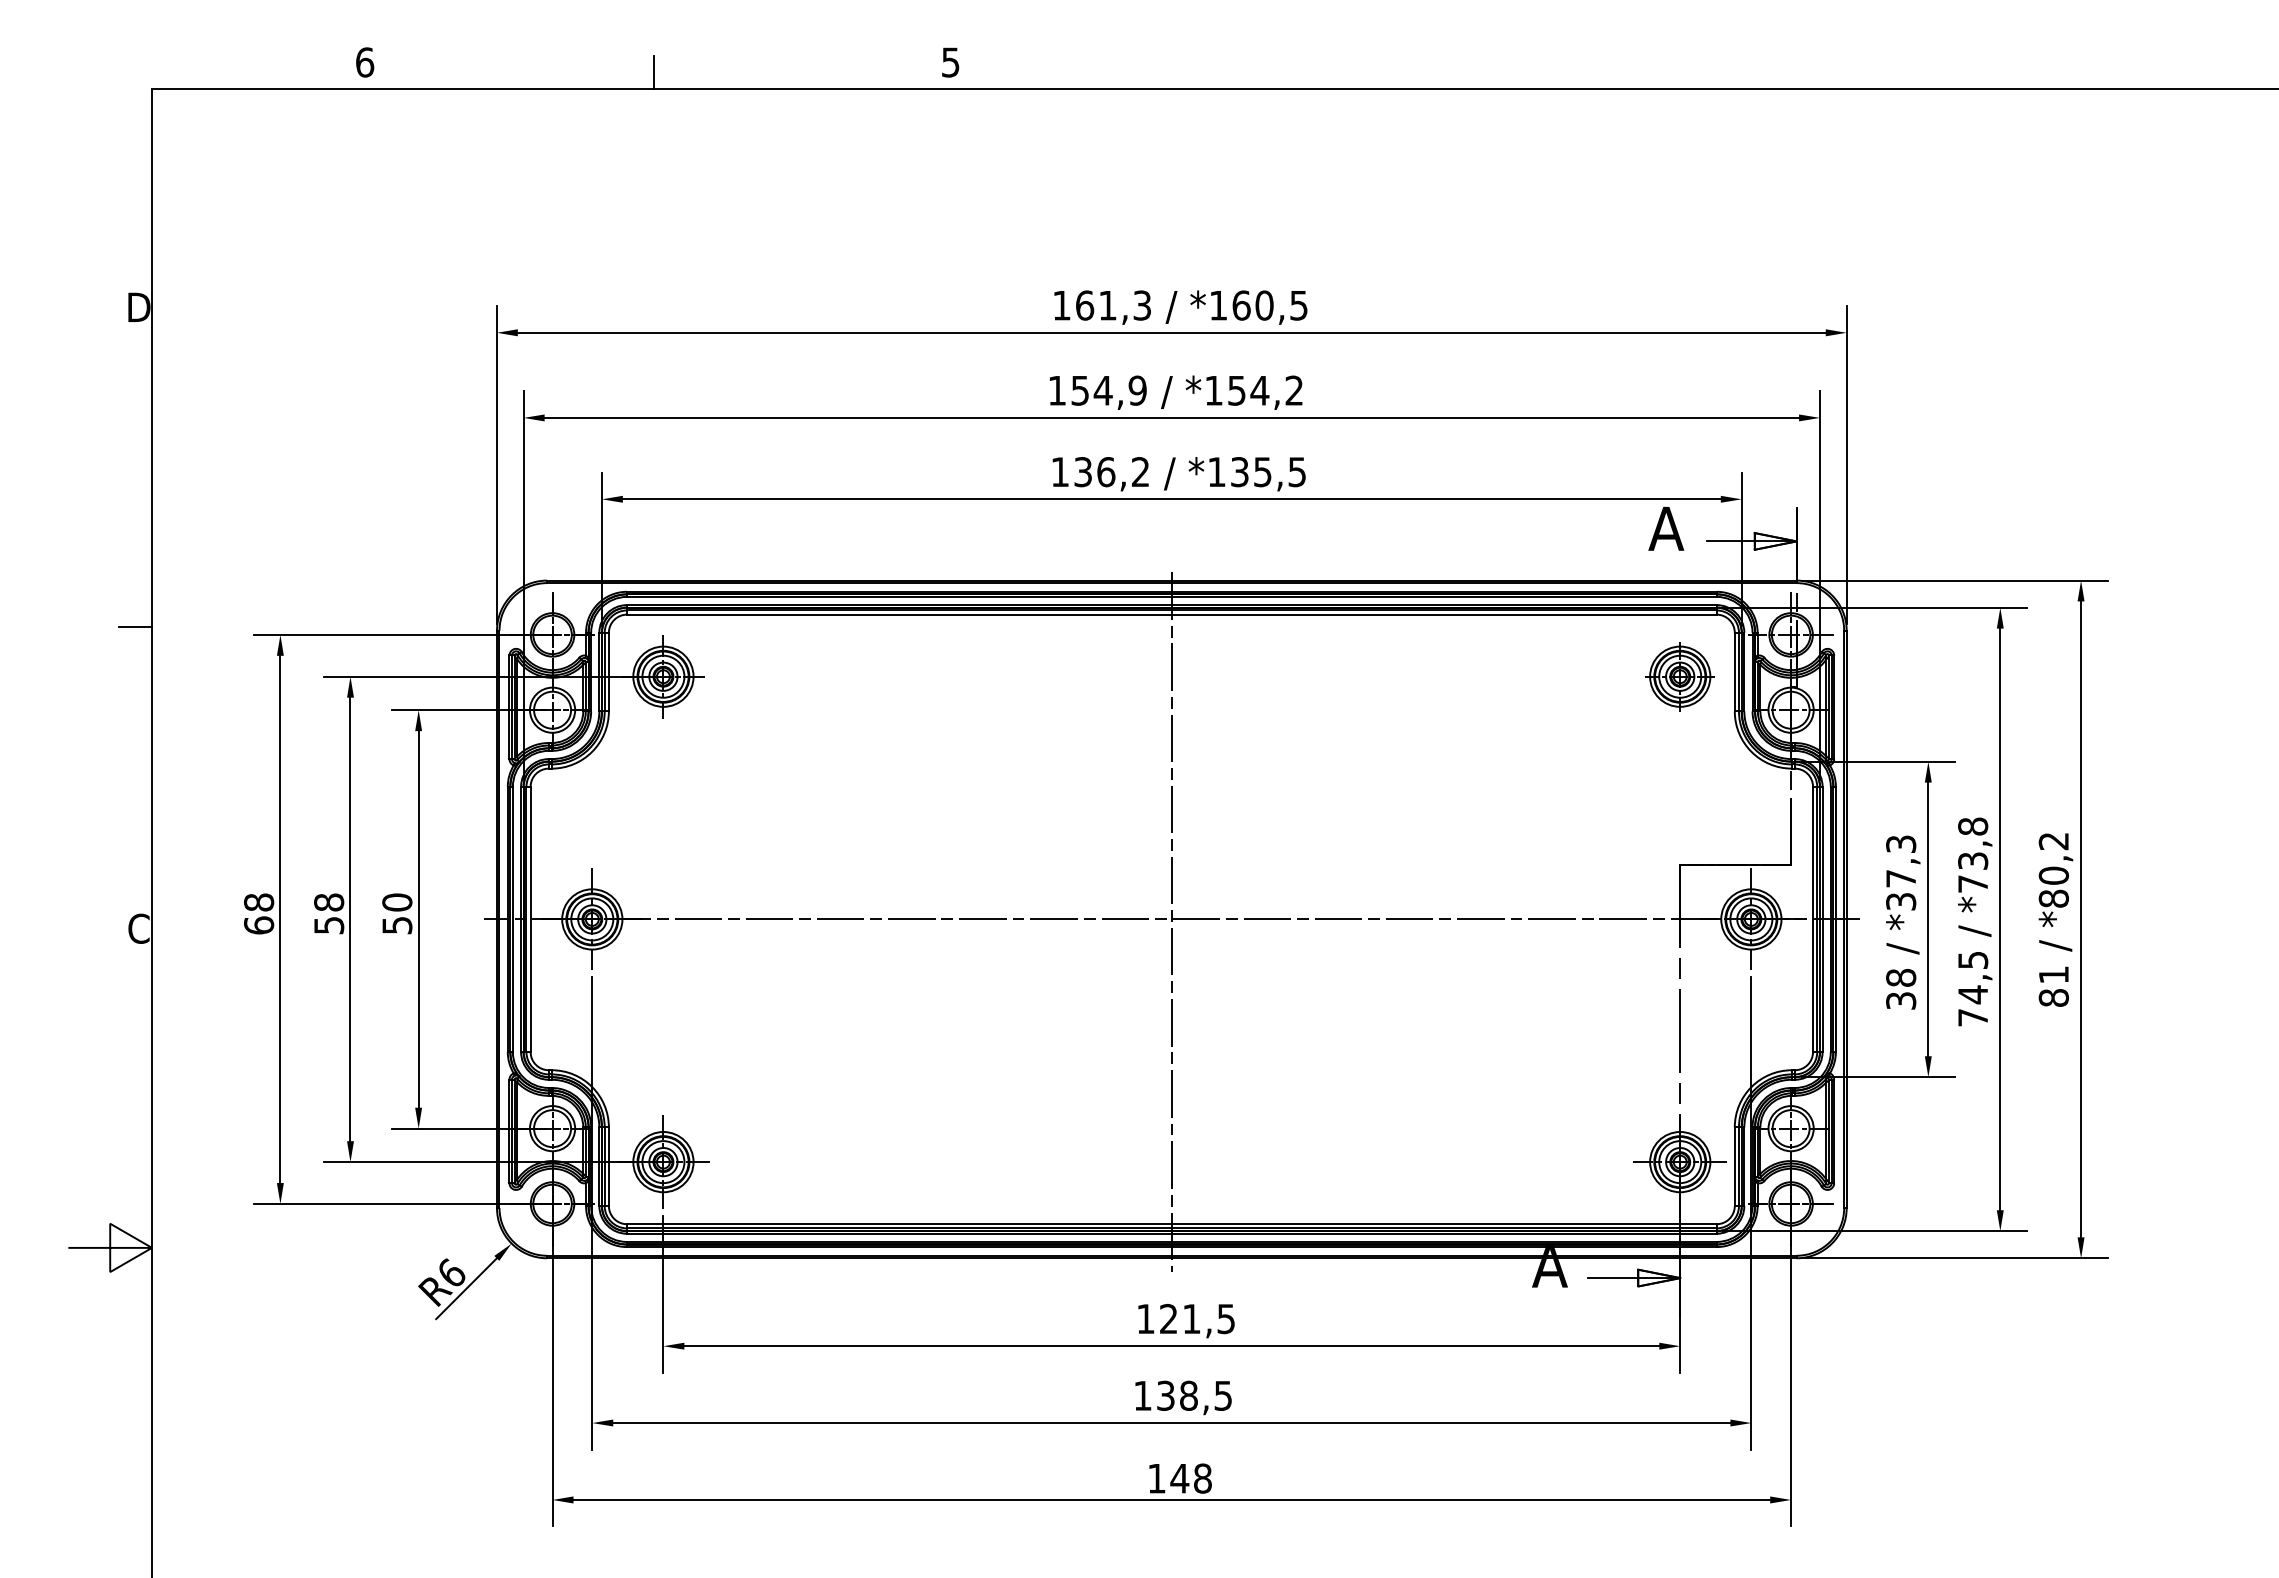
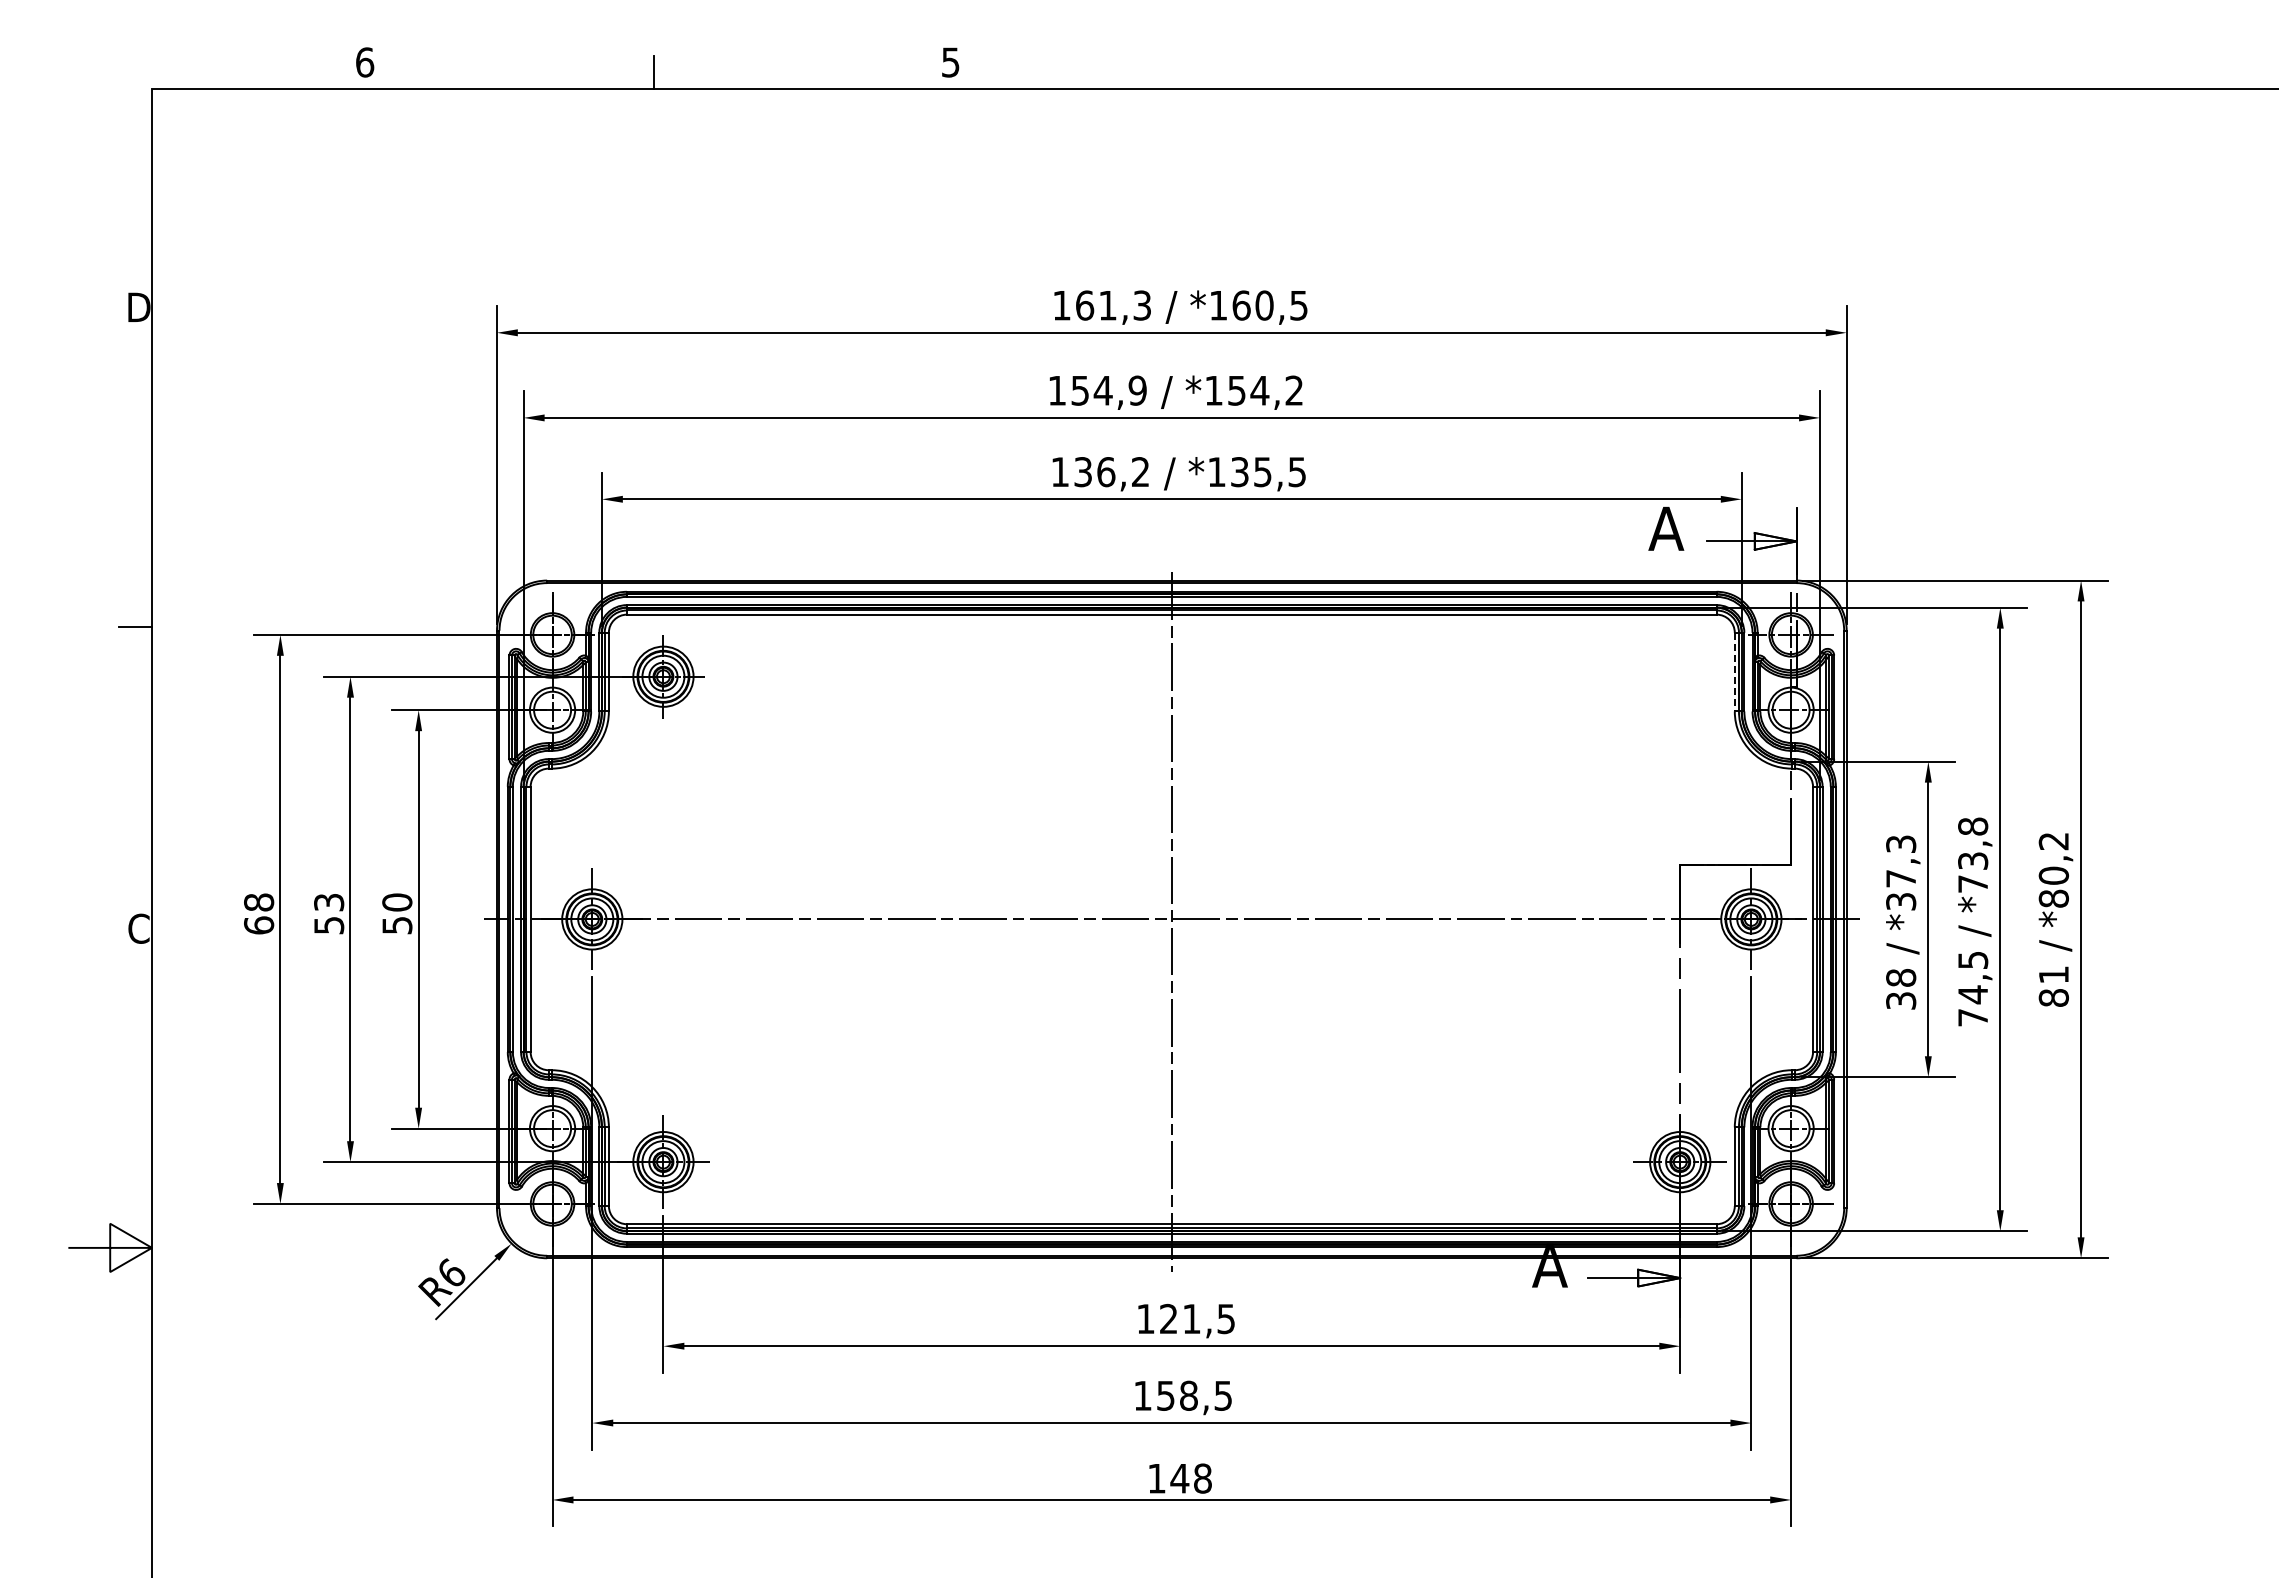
line: solid -> dashed (1734, 672)
part: present -> none (1679, 676)
text: 58 -> 53 (329, 902)
text: 138,5 -> 158,5 (1166, 1395)
